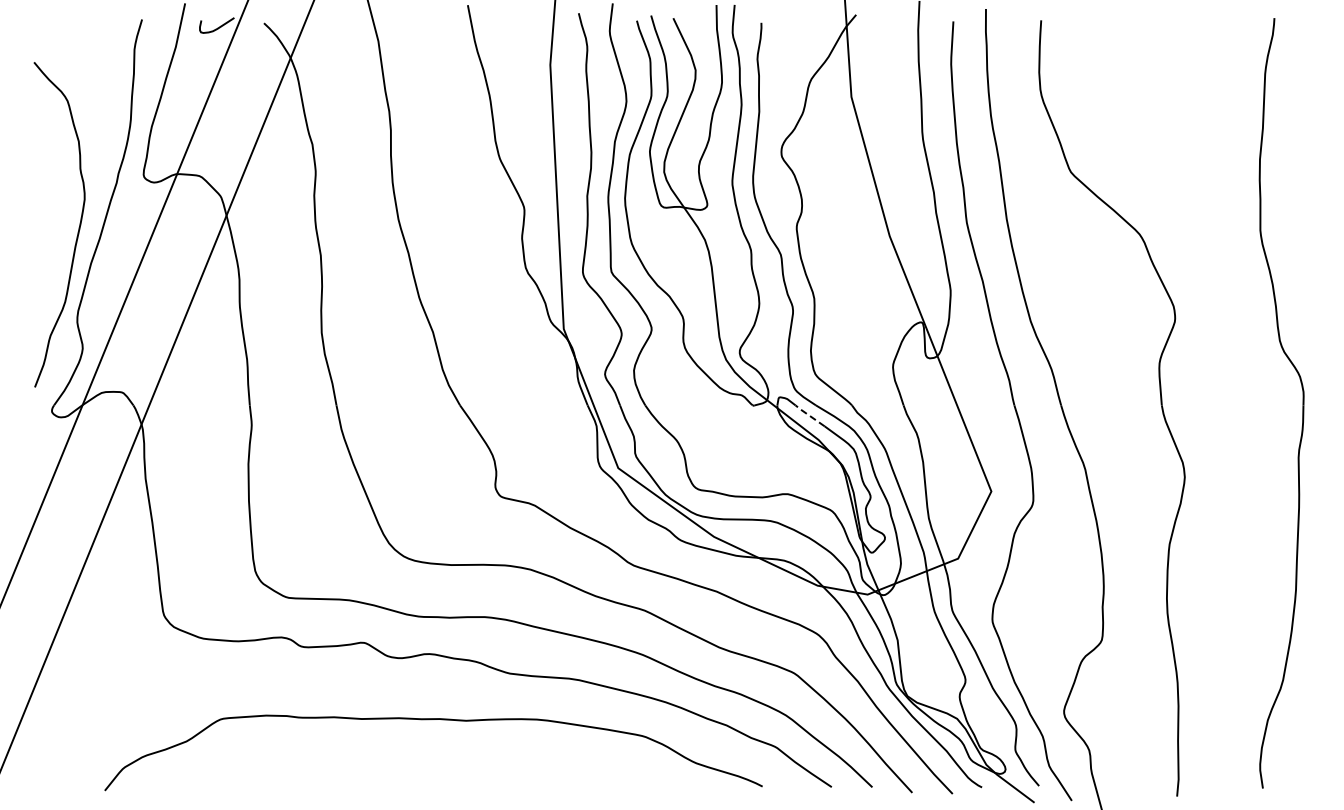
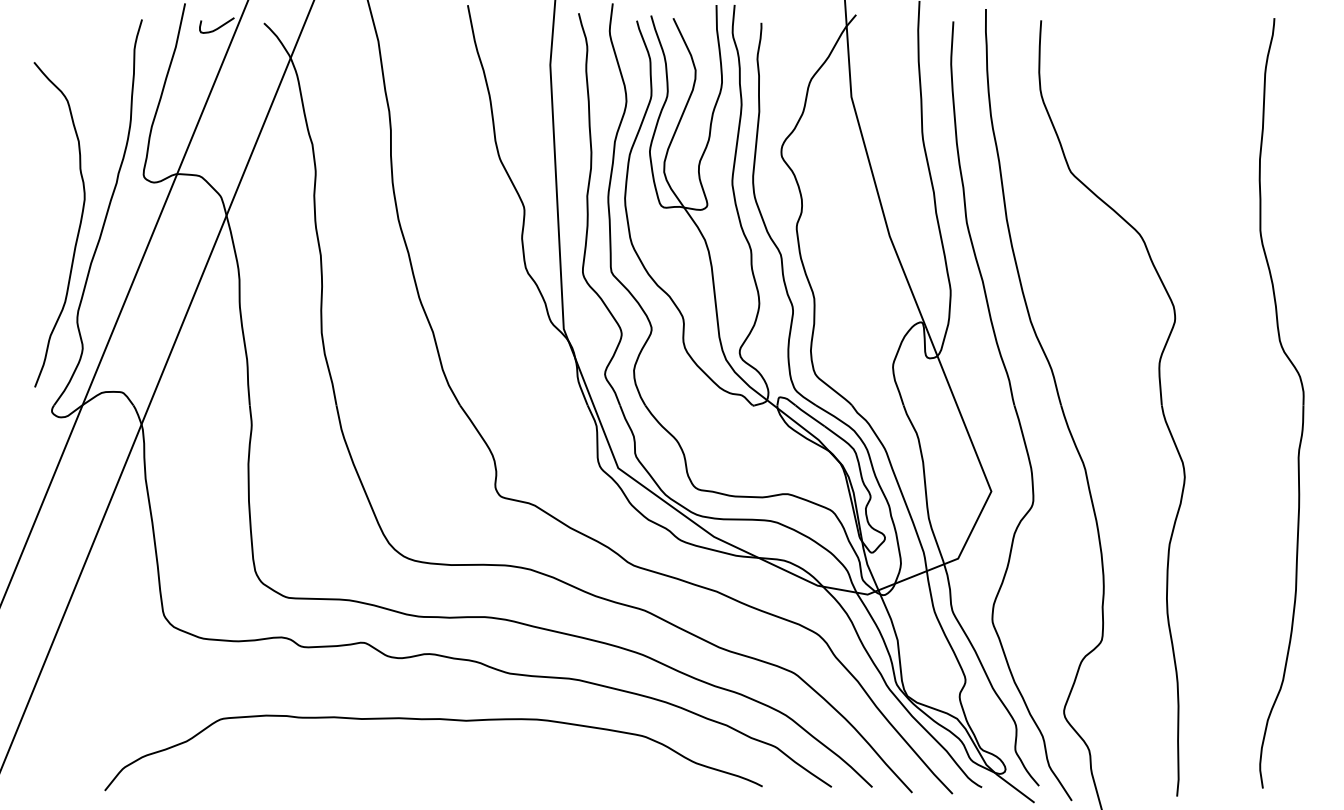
line: dashed -> solid (809, 415)
